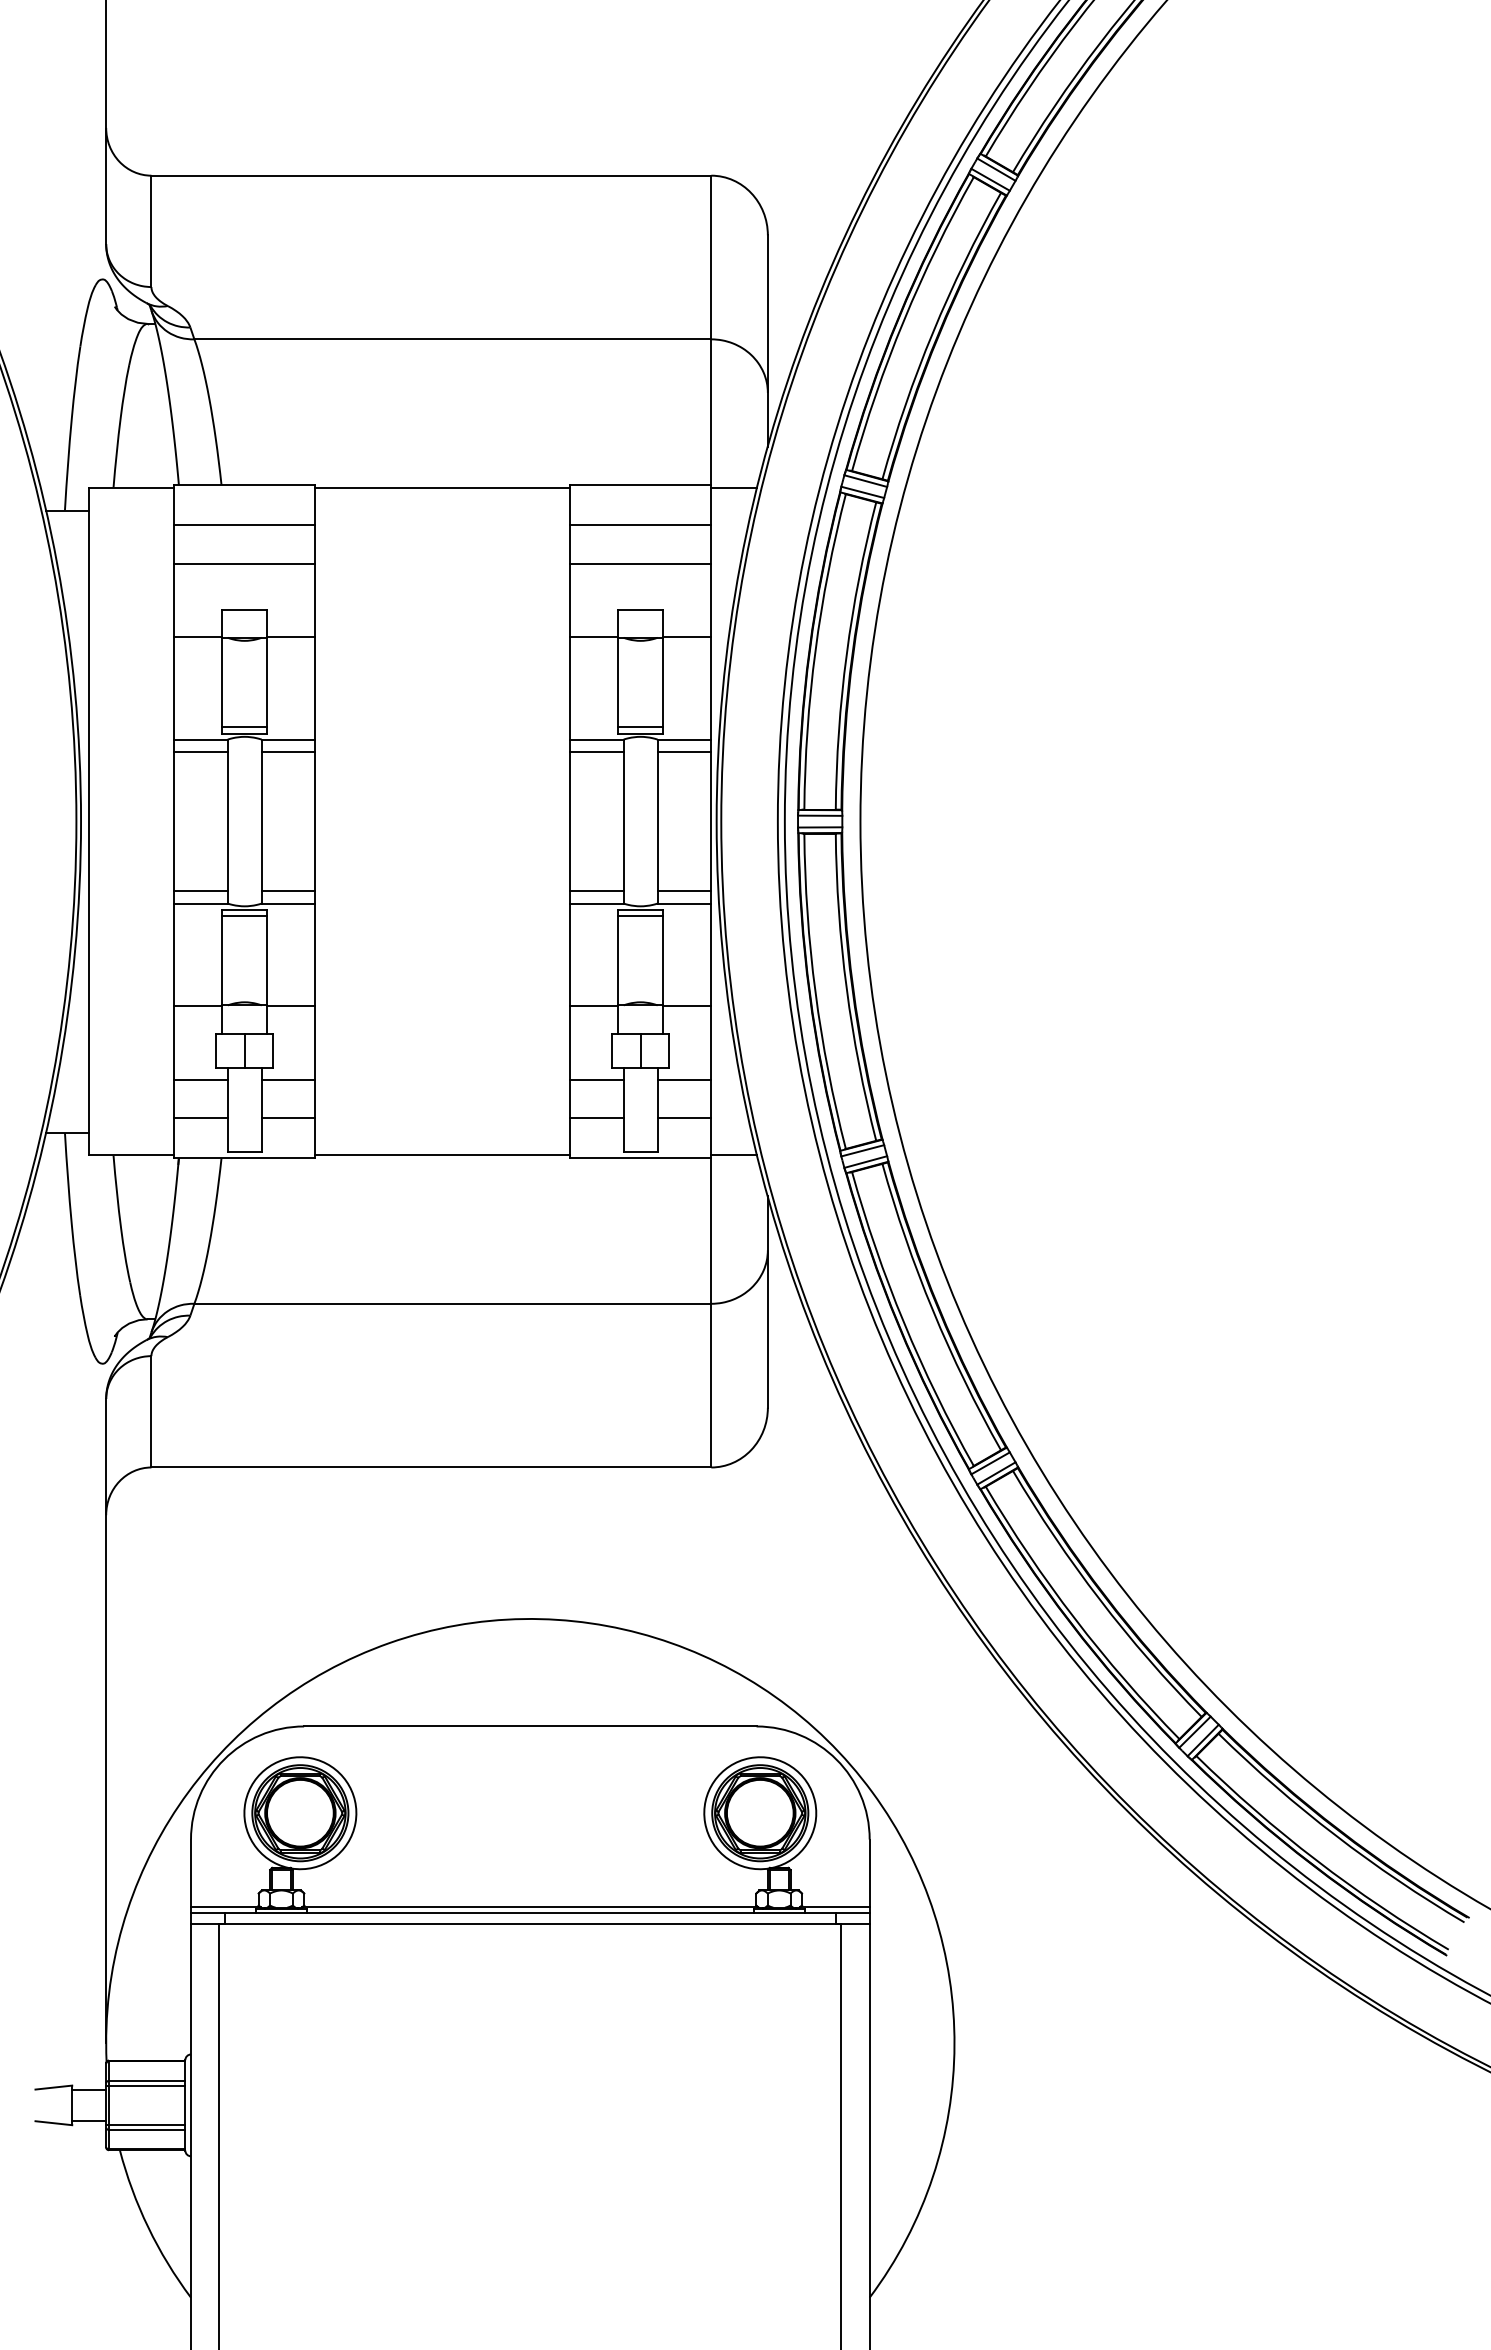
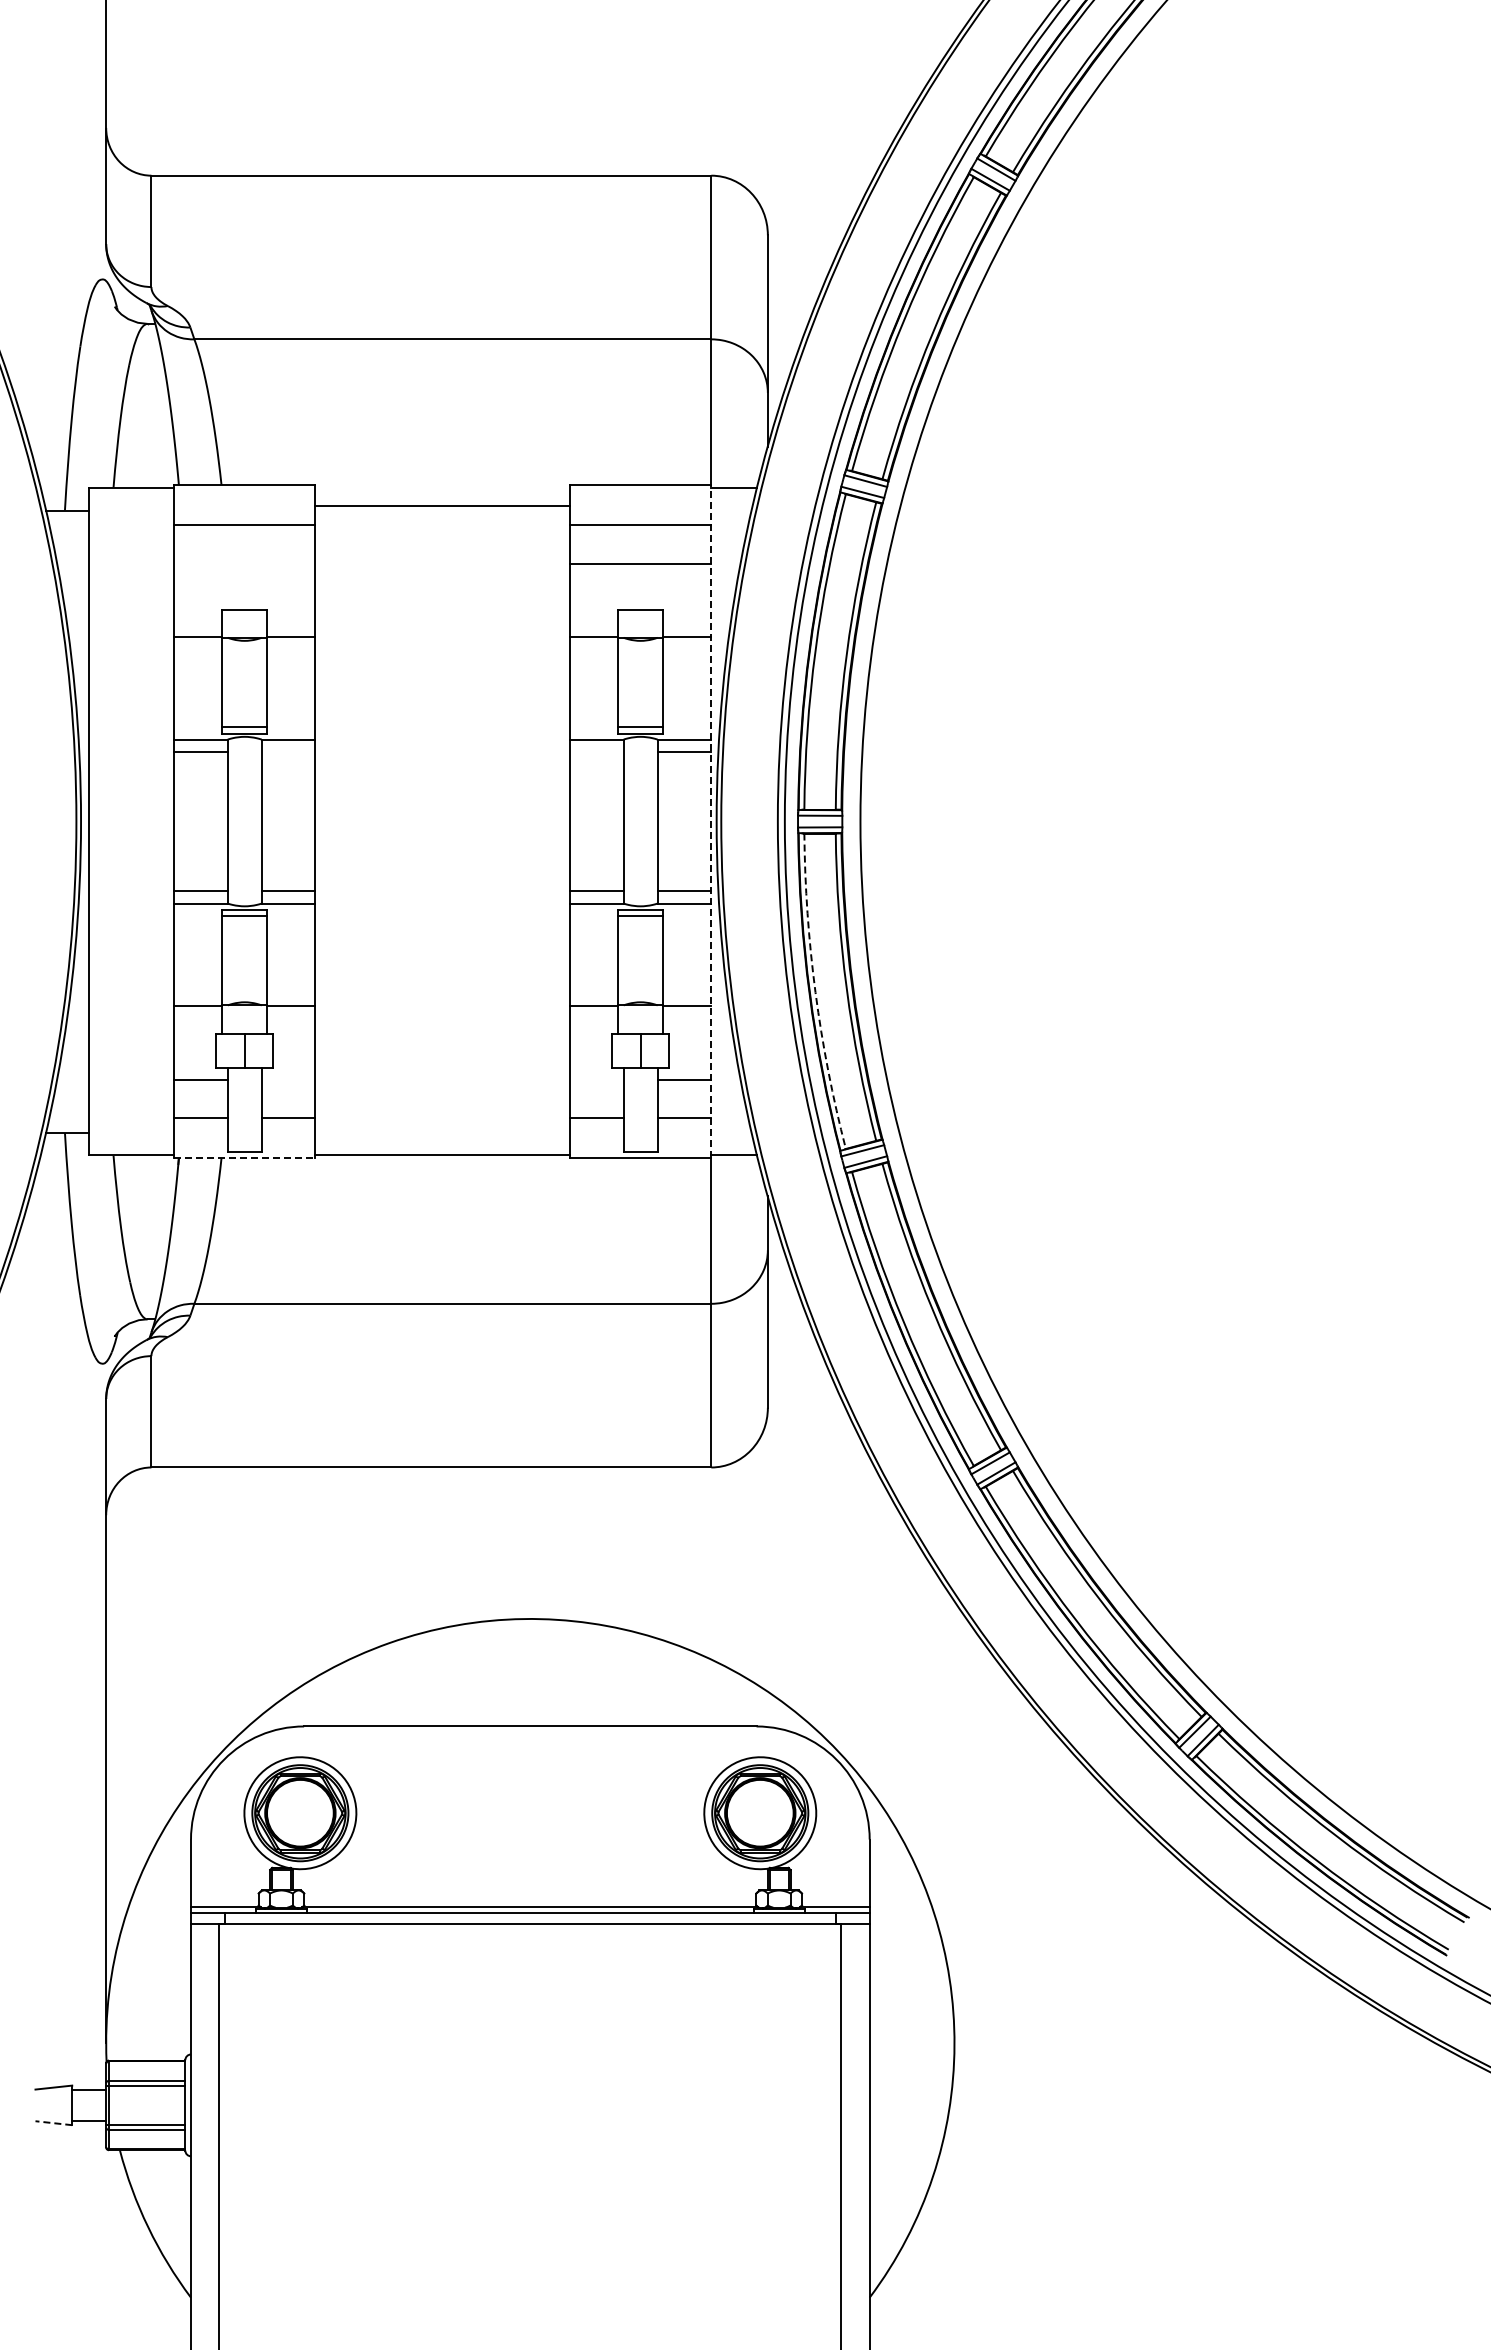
line position: (442, 487) -> (442, 505) (442, 505)
line: present -> none (244, 563)
line: present -> none (288, 751)
line: present -> none (596, 751)
line: solid -> dashed (711, 821)
arc: solid -> dashed (815, 992)
line: present -> none (288, 1079)
line: present -> none (596, 1079)
line: solid -> dashed (244, 1158)
line: solid -> dashed (53, 2123)
